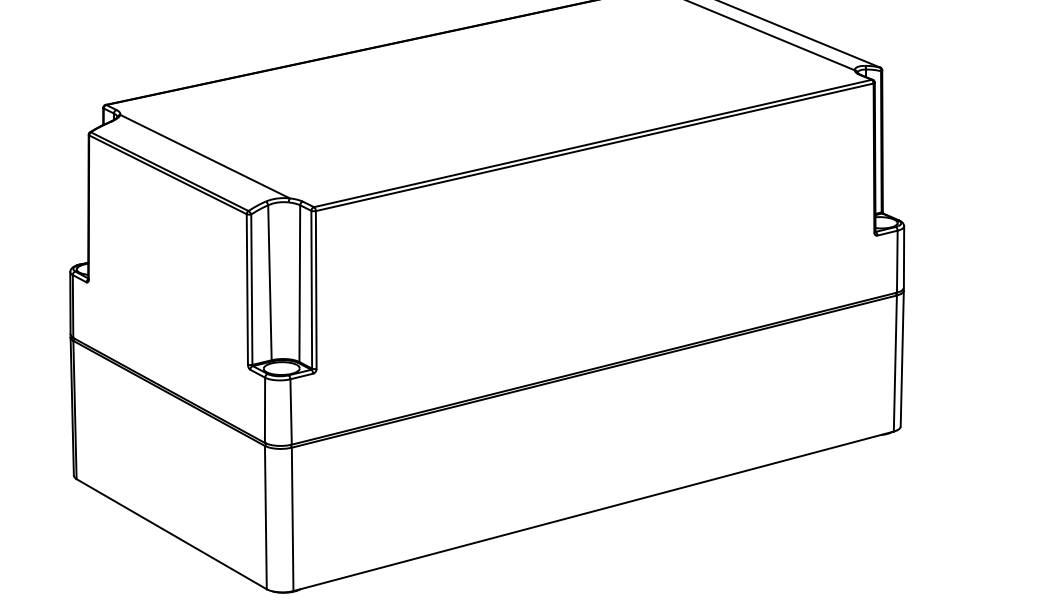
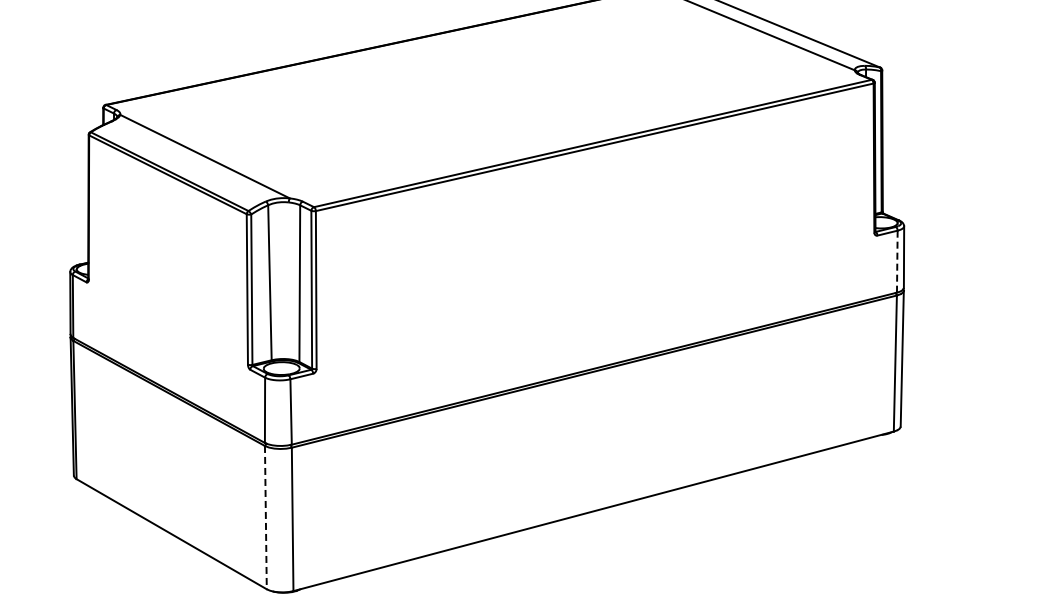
line: solid -> dashed (897, 261)
line: solid -> dashed (265, 517)
